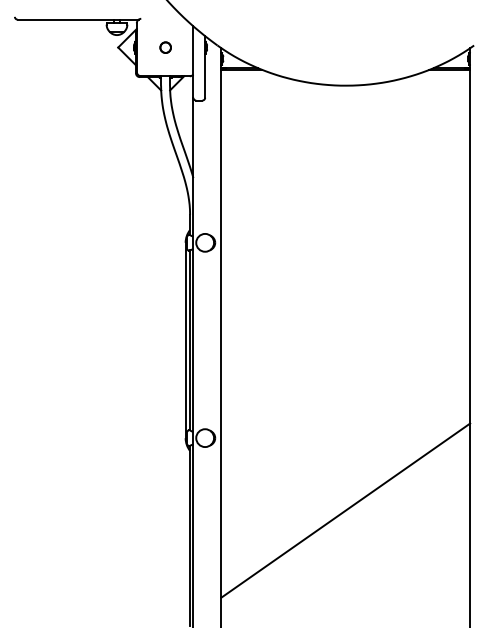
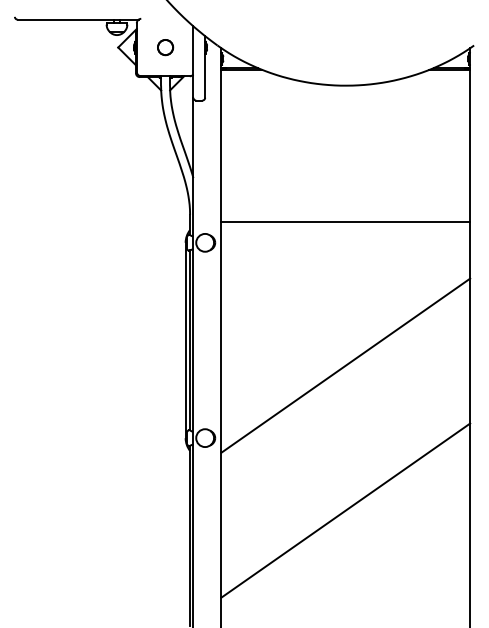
circle size: 13x13 px -> 18x18 px (165, 47)
line: none -> present (345, 222)
line: none -> present (345, 365)
